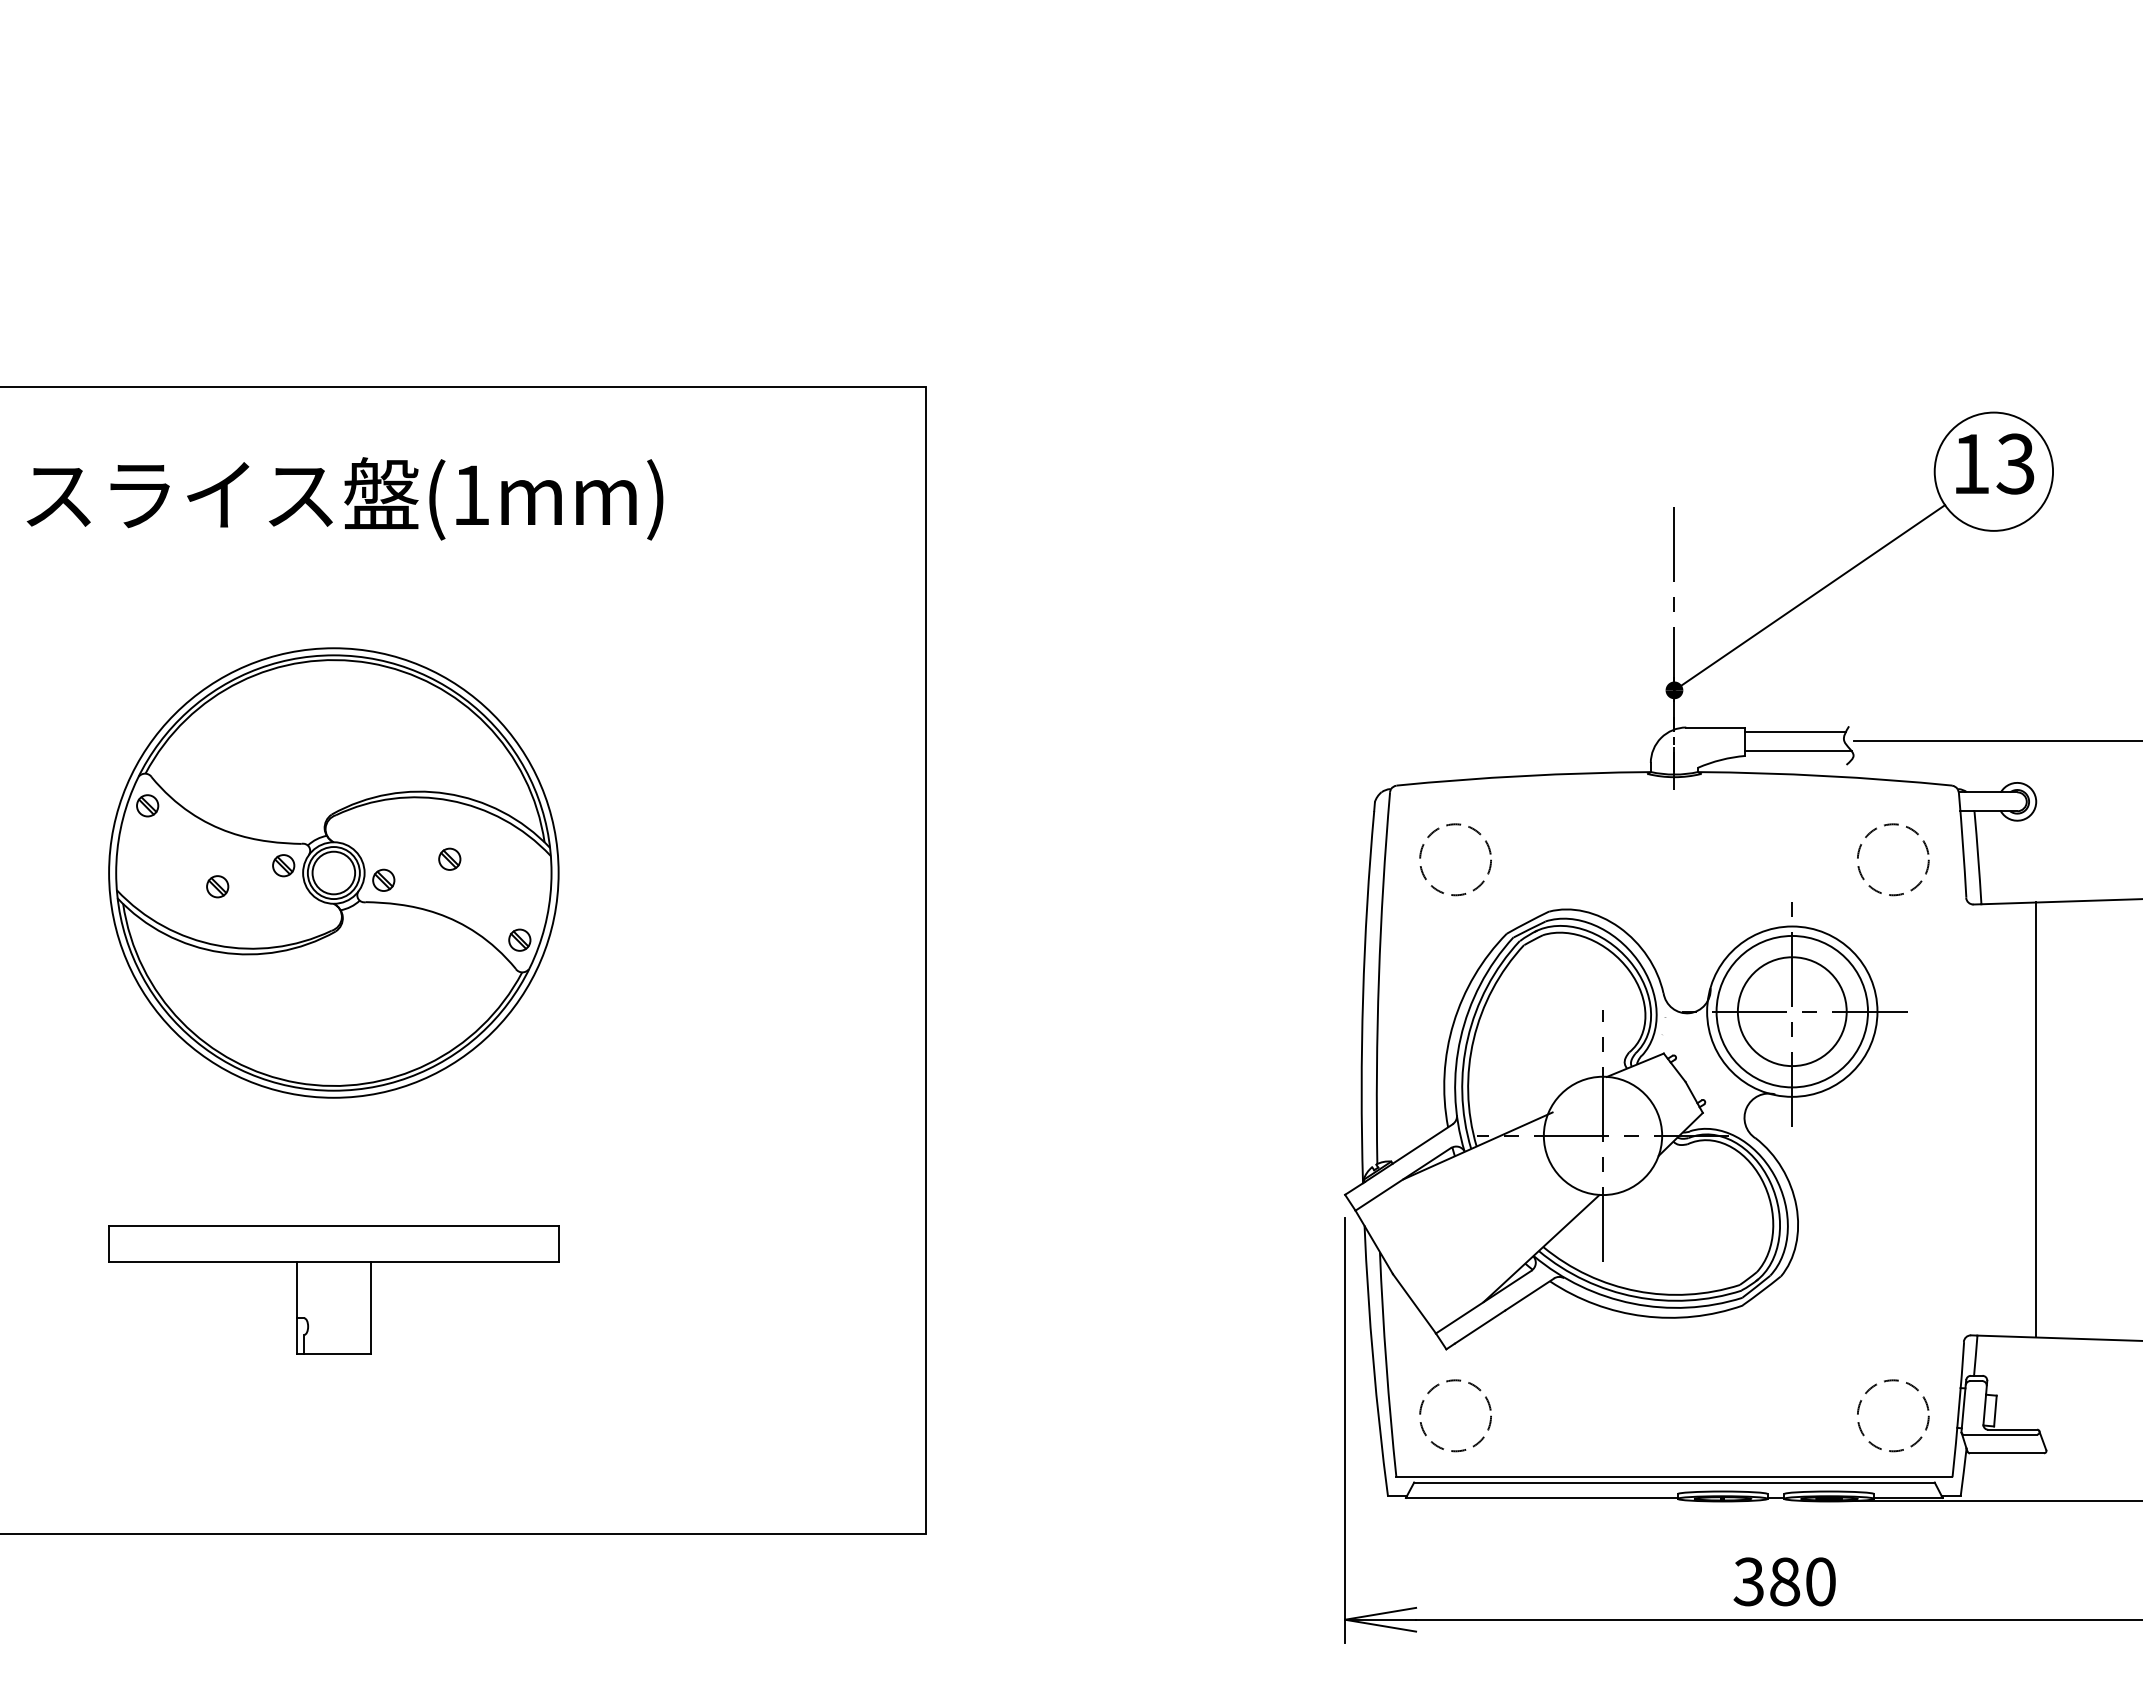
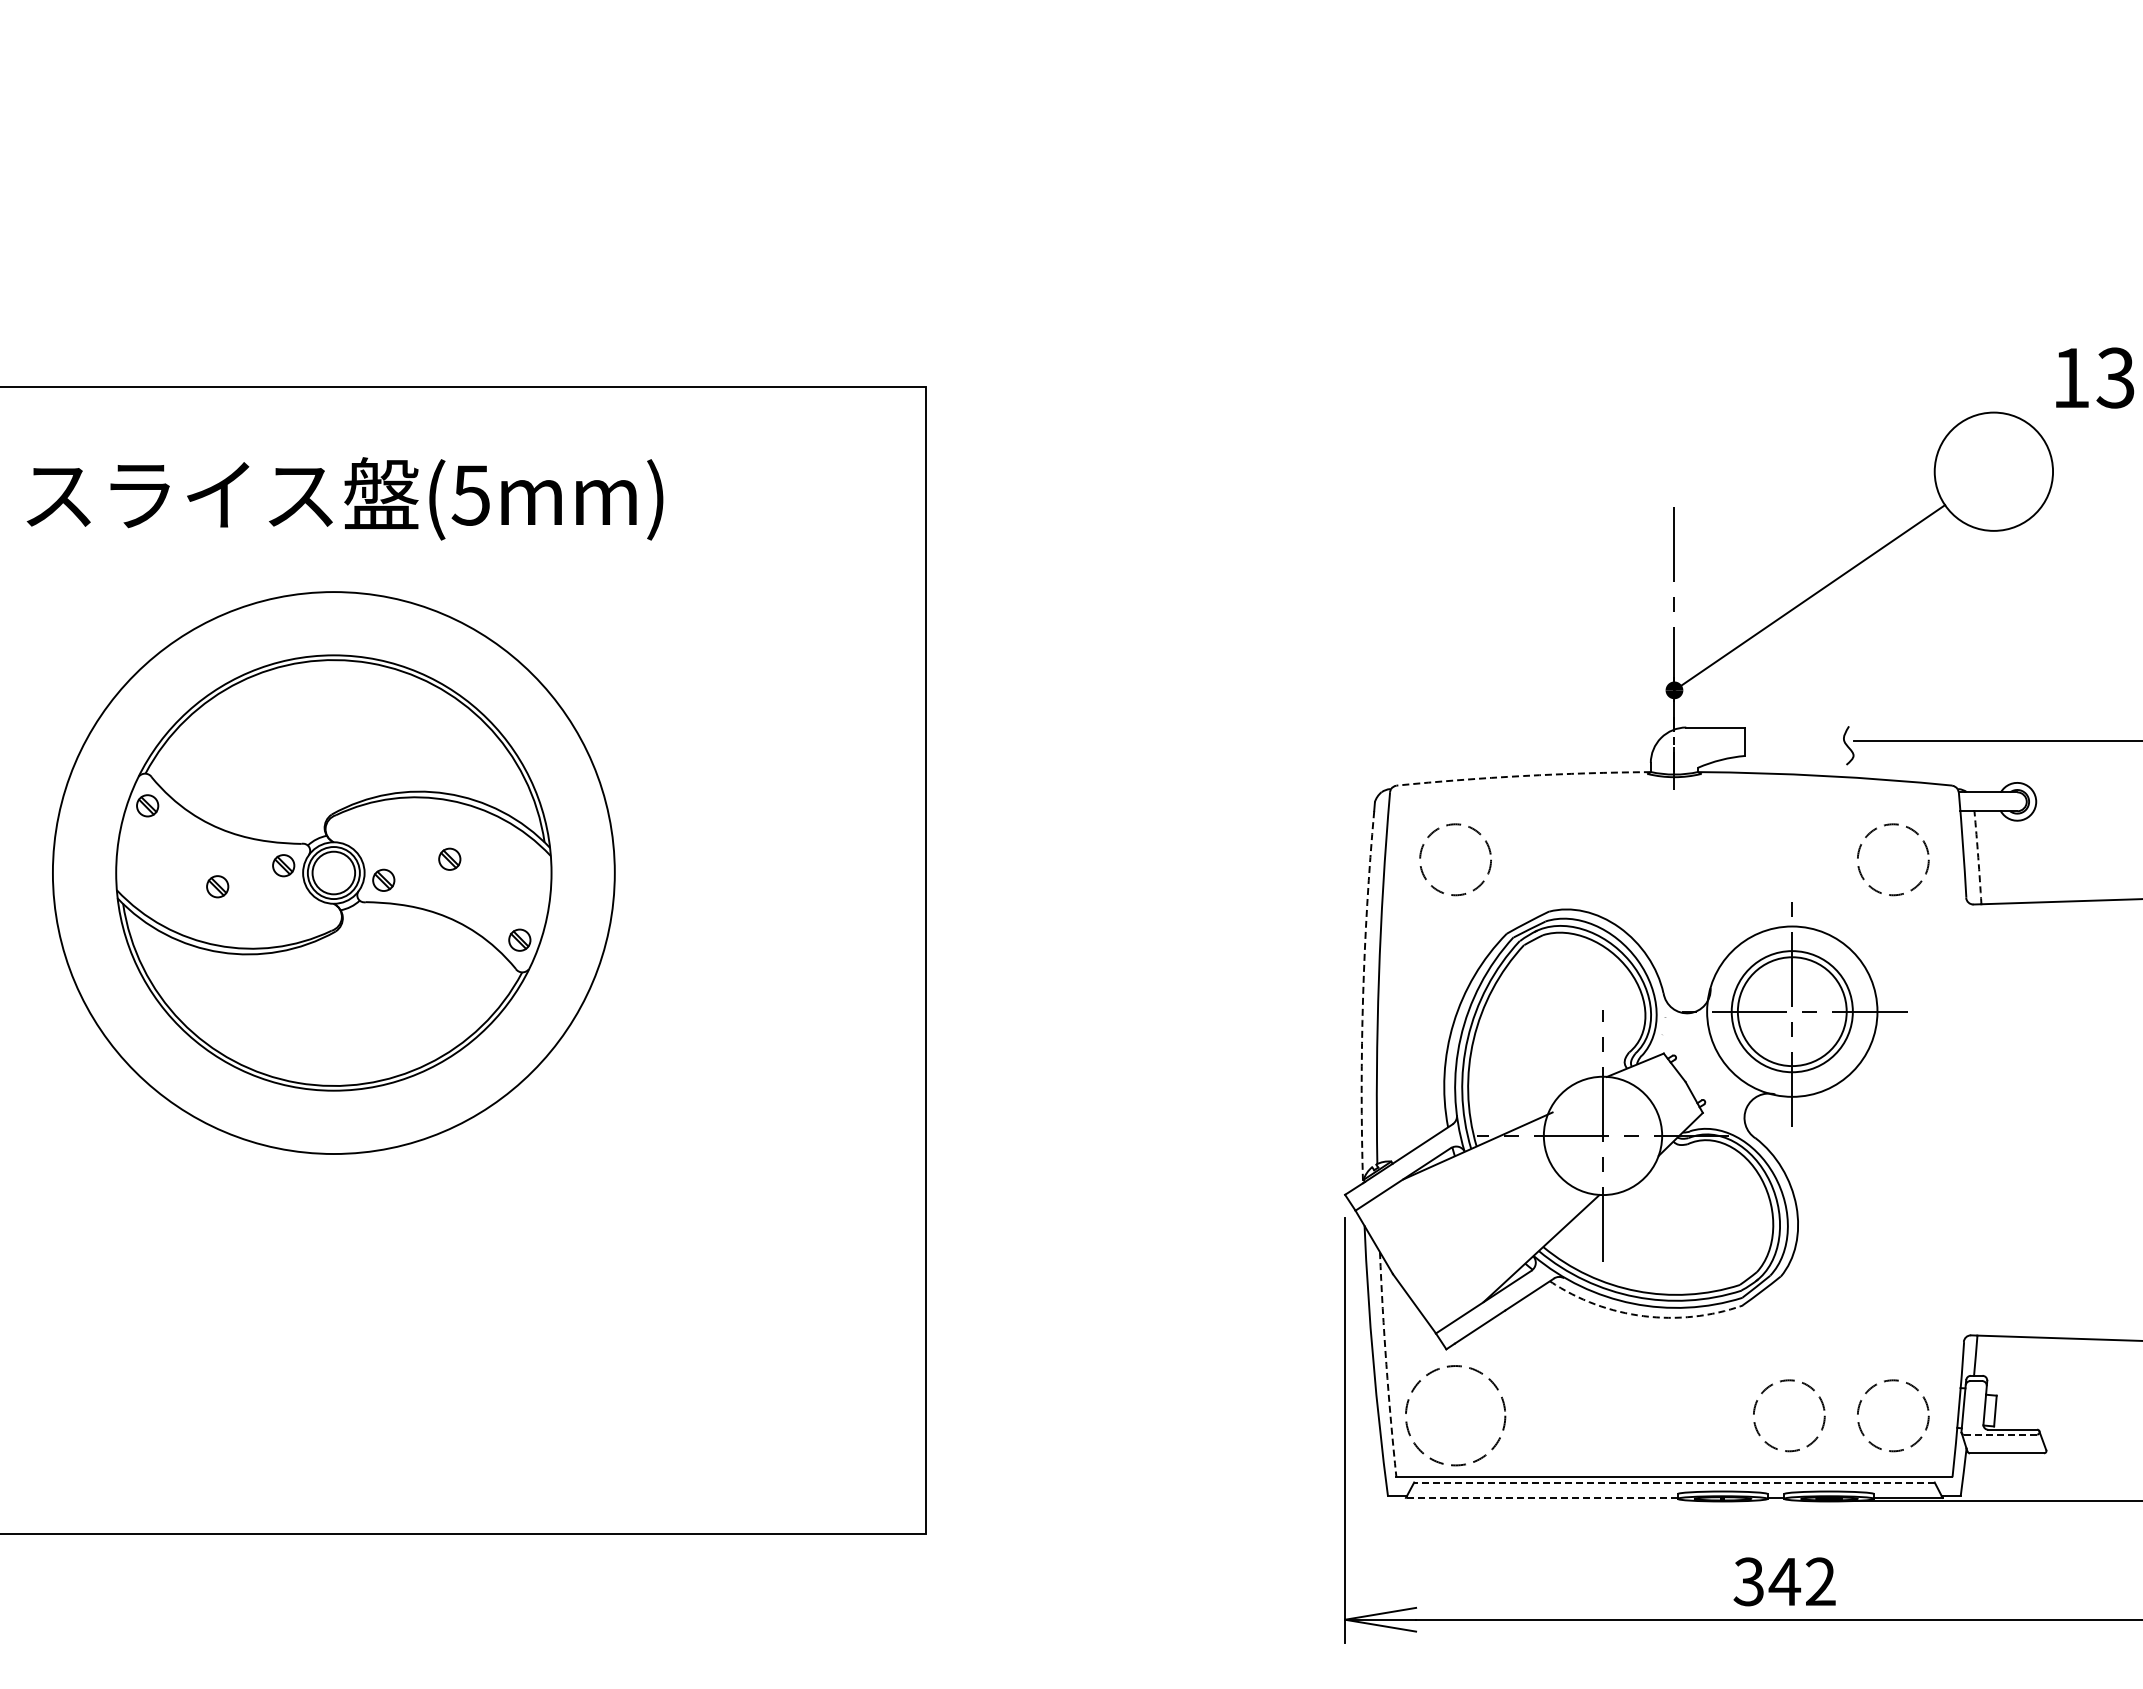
text position: (1995, 463) -> (2095, 377) (2095, 377)
text: (1mm) -> (5mm) (470, 495)
line: present -> none (1795, 732)
line: present -> none (1798, 751)
arc: solid -> dashed (1523, 776)
arc: solid -> dashed (1978, 857)
circle diameter: 450 px -> 562 px (333, 873)
arc: solid -> dashed (1363, 997)
circle diameter: 151 px -> 121 px (1791, 1011)
line: present -> none (2035, 1119)
part: present -> none (333, 1289)
arc: solid -> dashed (1643, 1316)
arc: solid -> dashed (1386, 1364)
circle size: 73x74 px -> 102x102 px (1455, 1415)
circle: none -> present (1789, 1415)
line: solid -> dashed (2000, 1434)
line: solid -> dashed (1673, 1482)
line: solid -> dashed (1541, 1497)
text: 380 -> 342 (1801, 1581)
